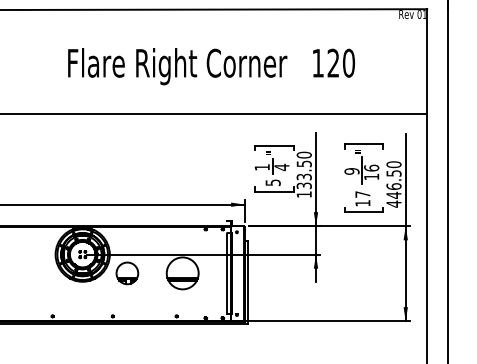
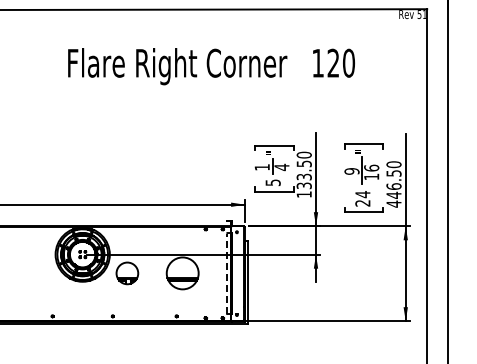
text: 01 -> 51 (419, 14)
line: present -> none (214, 113)
text: 17 -> 24 (362, 198)
line: solid -> dashed (226, 273)
